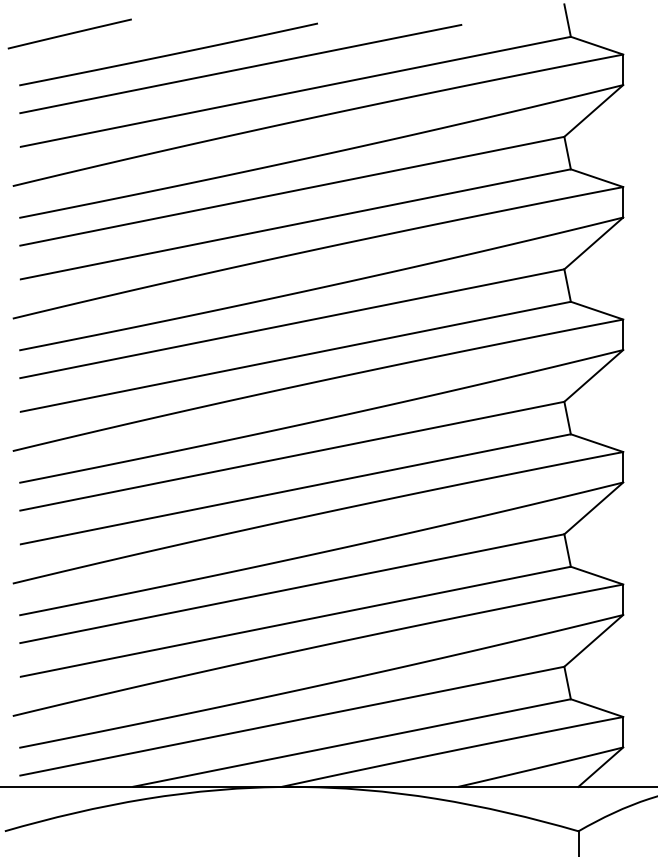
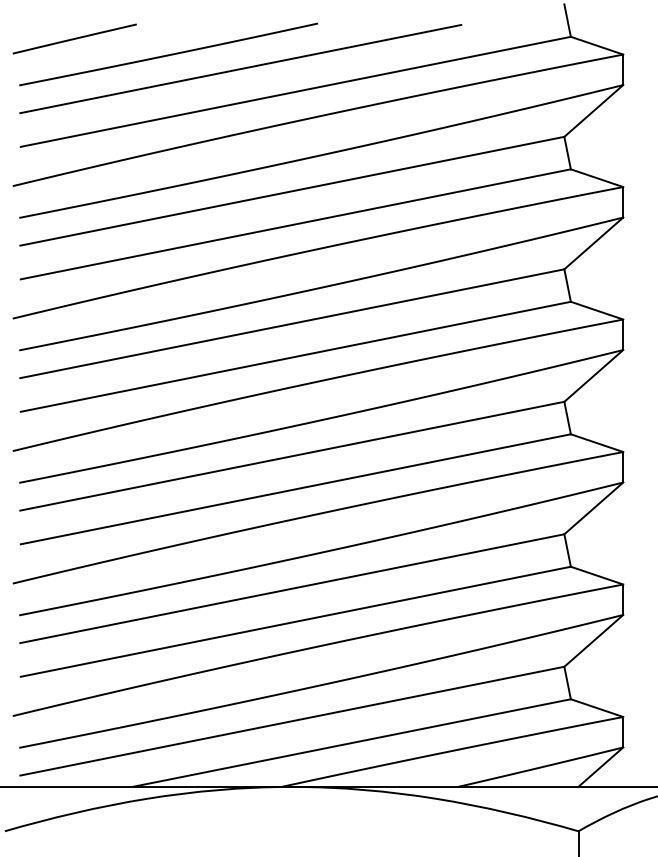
line position: (69, 33) -> (74, 38) (74, 38)
